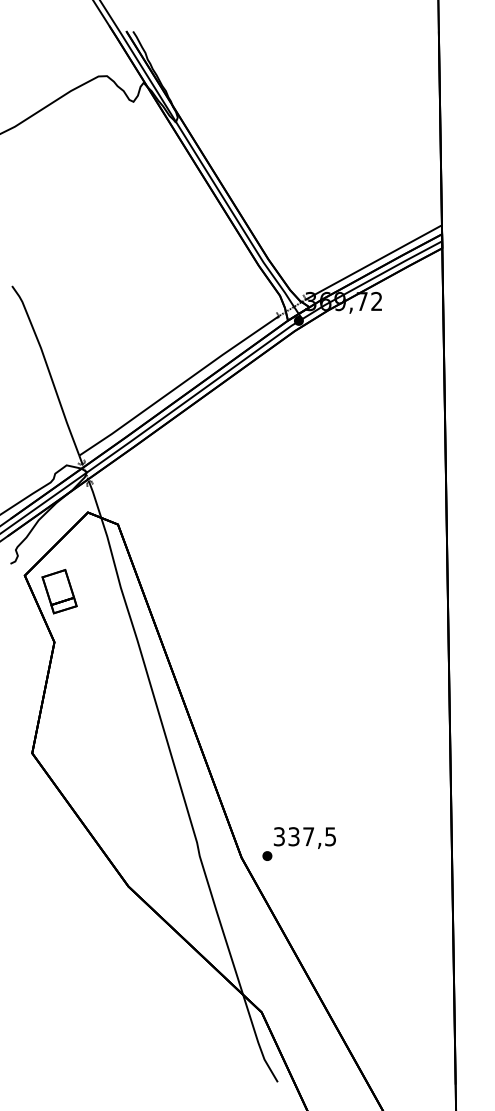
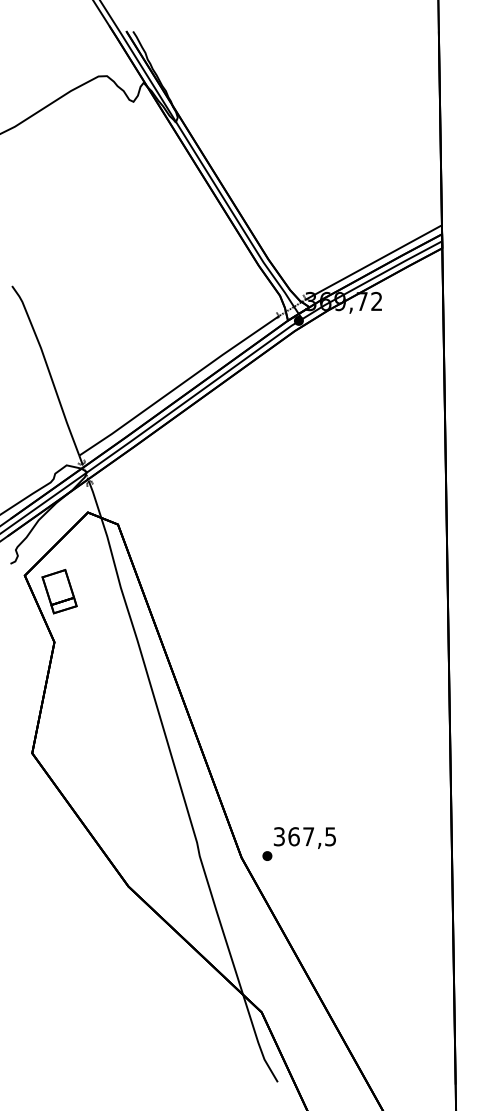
text: 337,5 -> 367,5 (293, 836)
